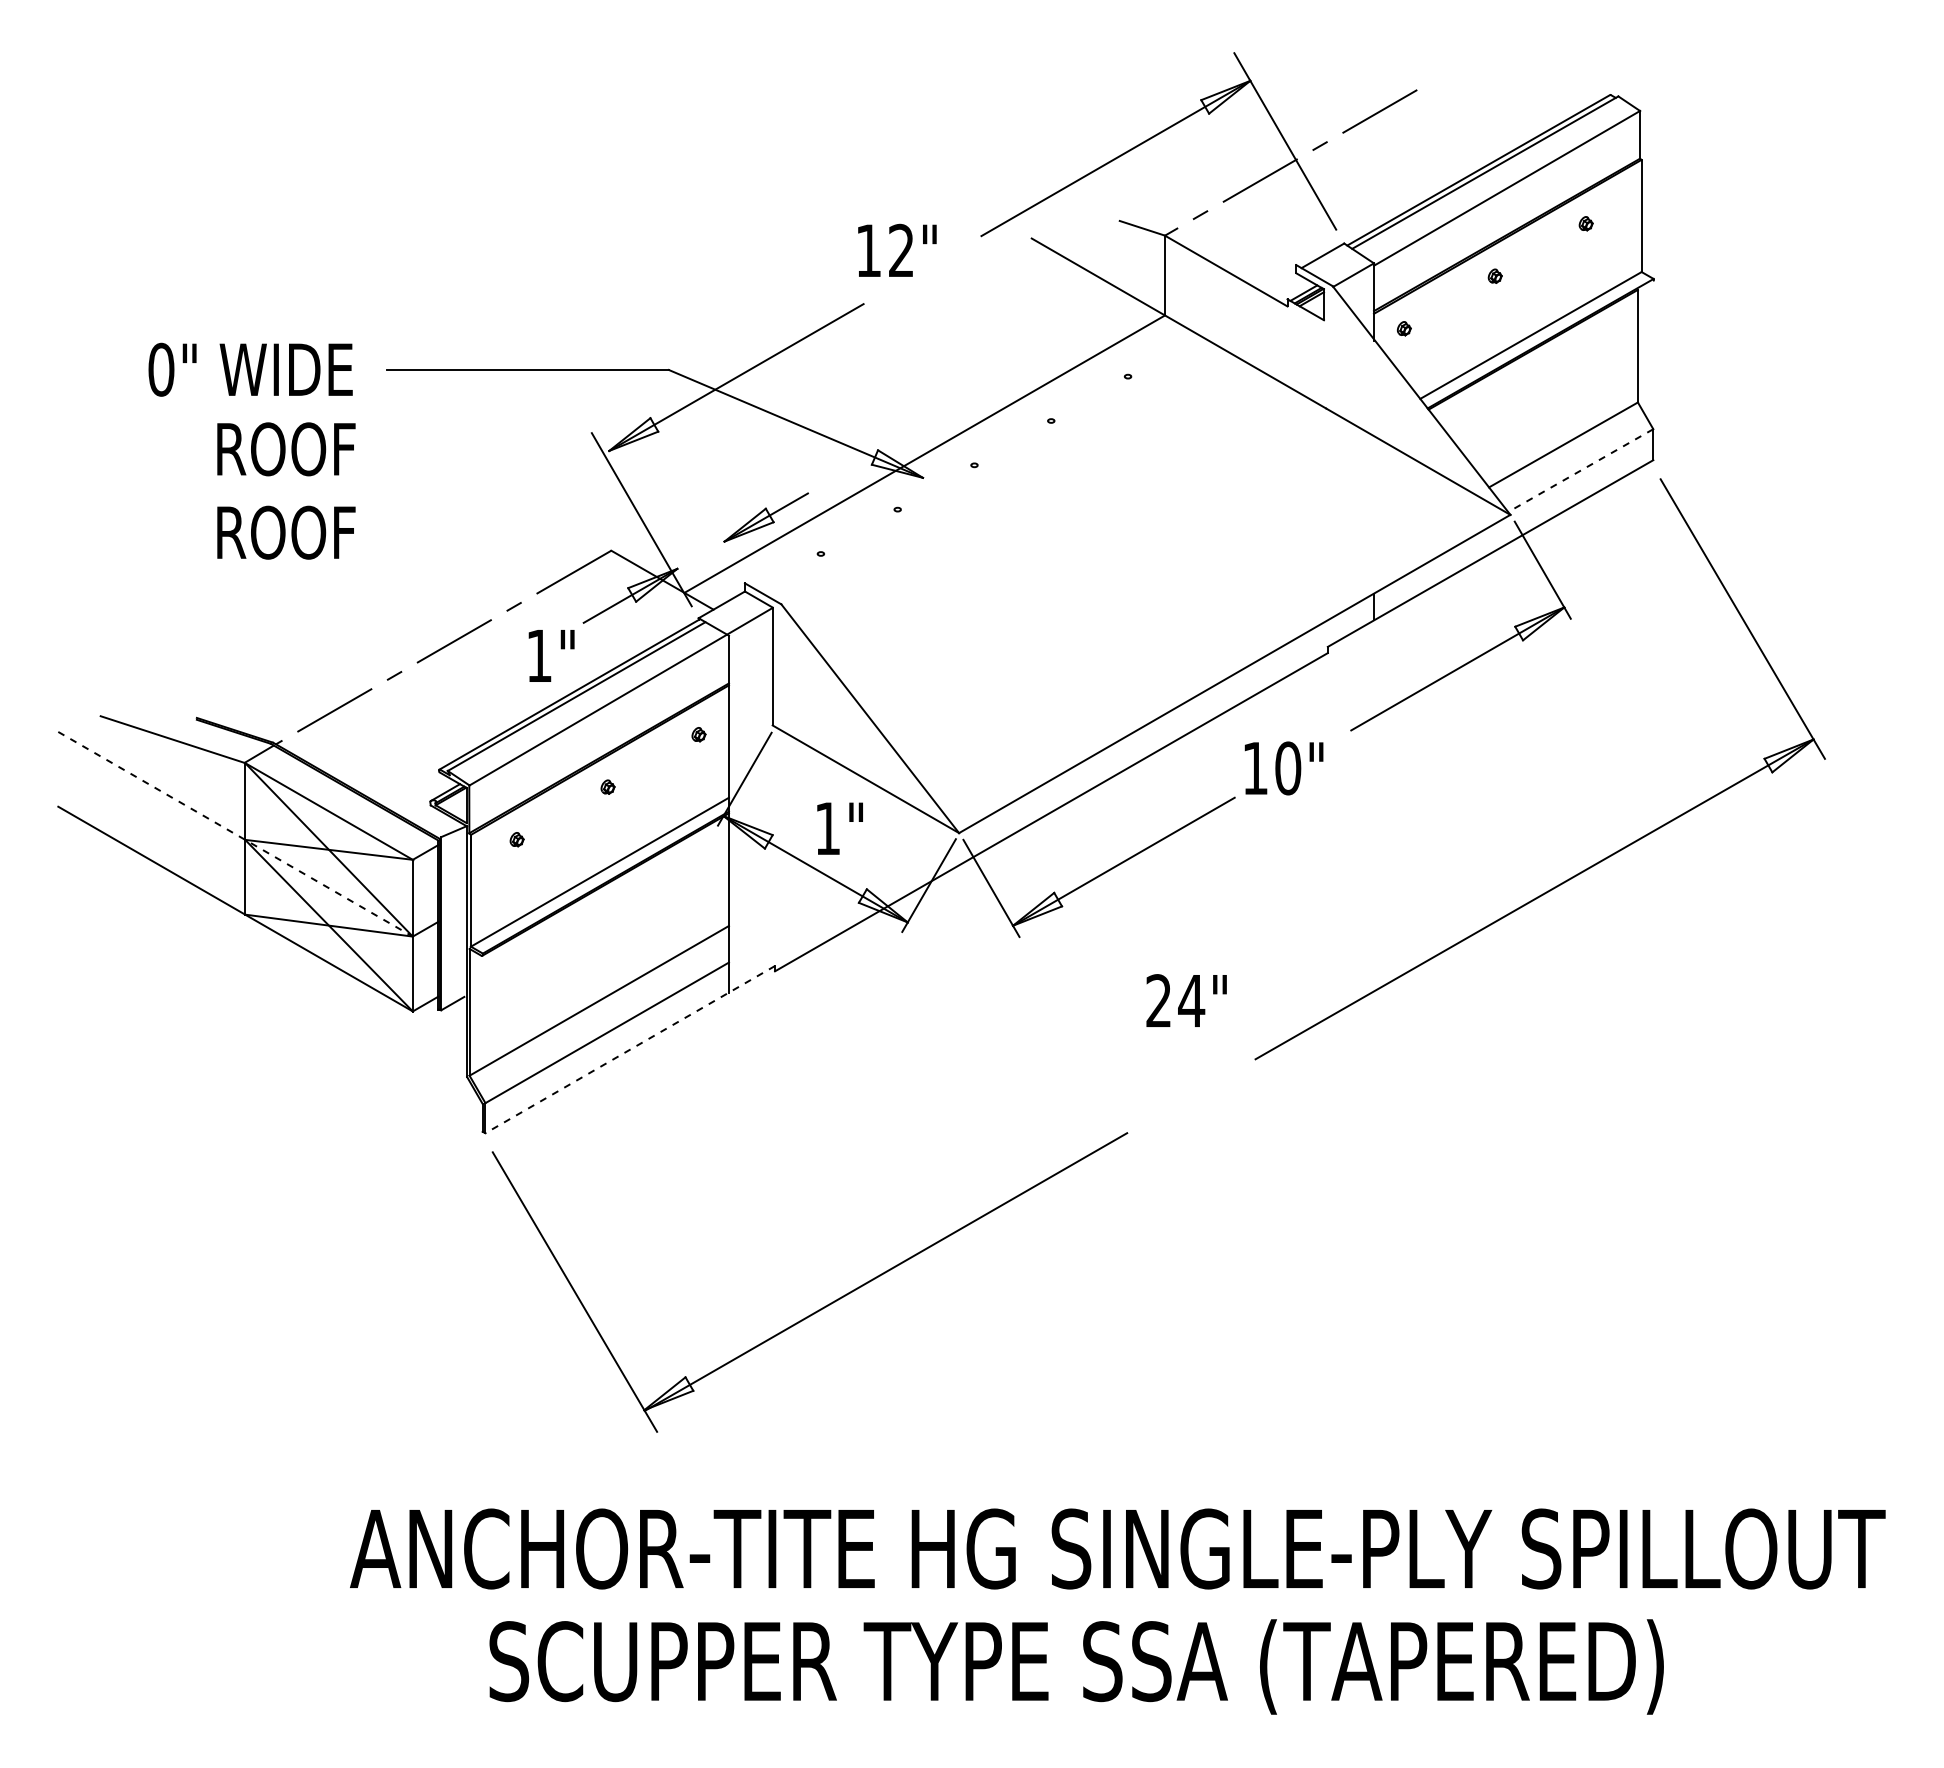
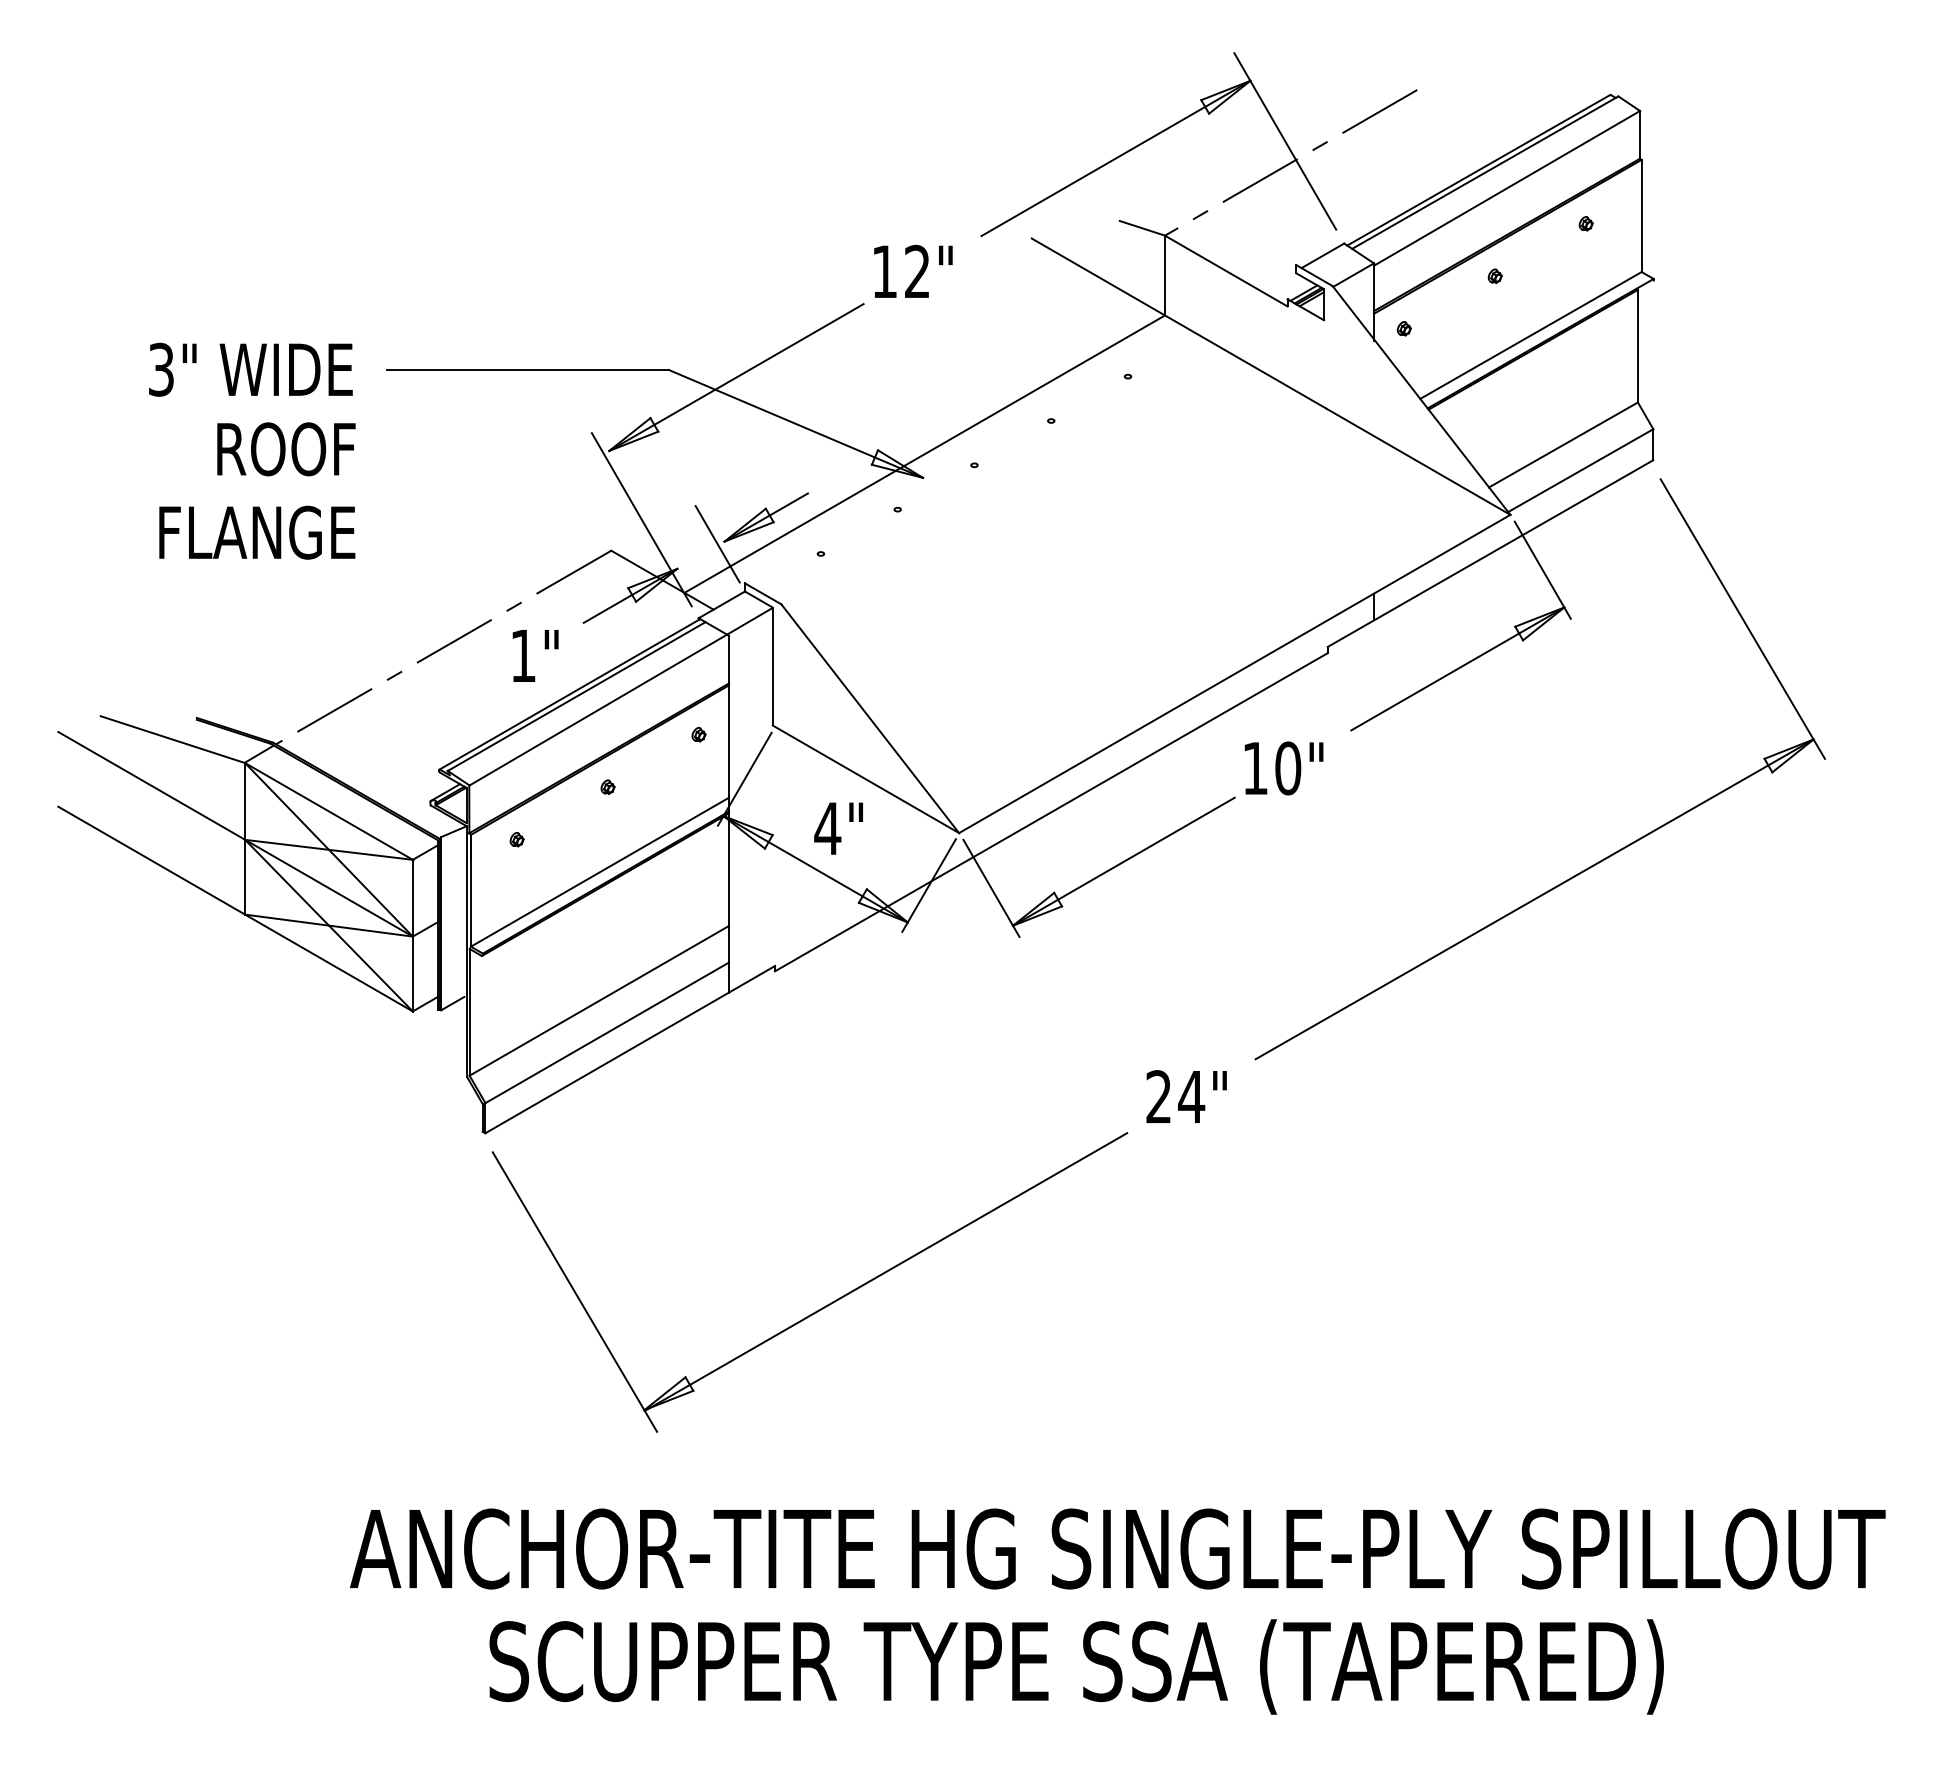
text position: (897, 249) -> (913, 270) (913, 270)
text: 0" -> 3" (161, 369)
line: dashed -> solid (1580, 470)
text: ROOF -> FLANGE (257, 532)
line: none -> present (717, 544)
text position: (551, 655) -> (535, 655) (535, 655)
text: 1" -> 4" (827, 828)
line: dashed -> solid (235, 834)
text position: (1186, 1000) -> (1186, 1096) (1186, 1096)
line: dashed -> solid (629, 1049)
